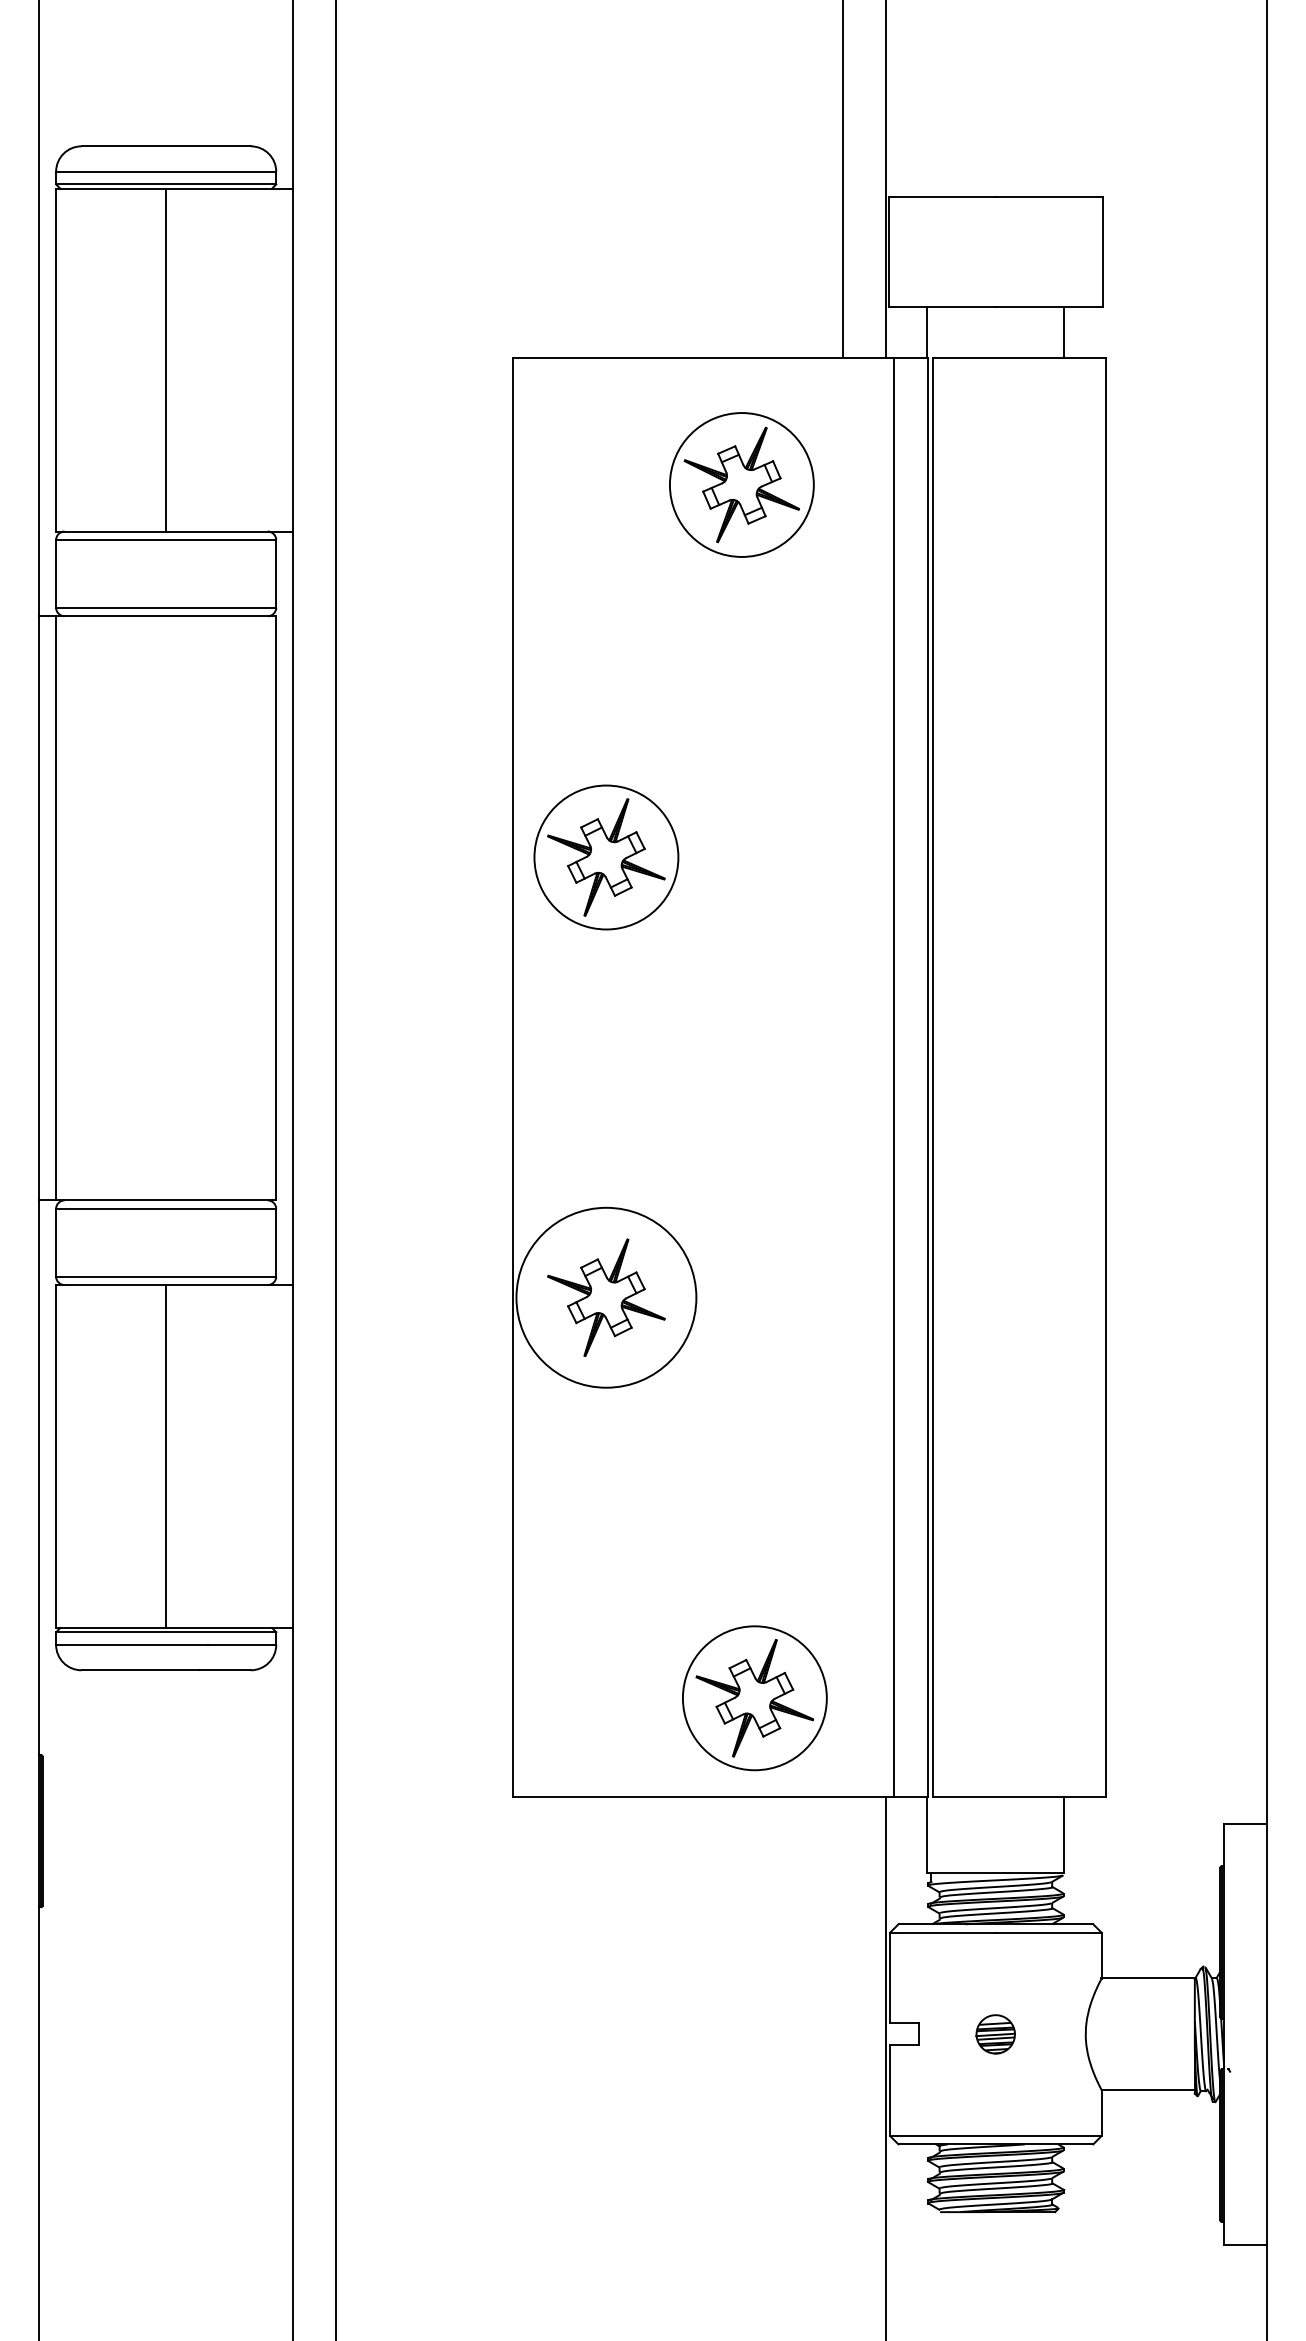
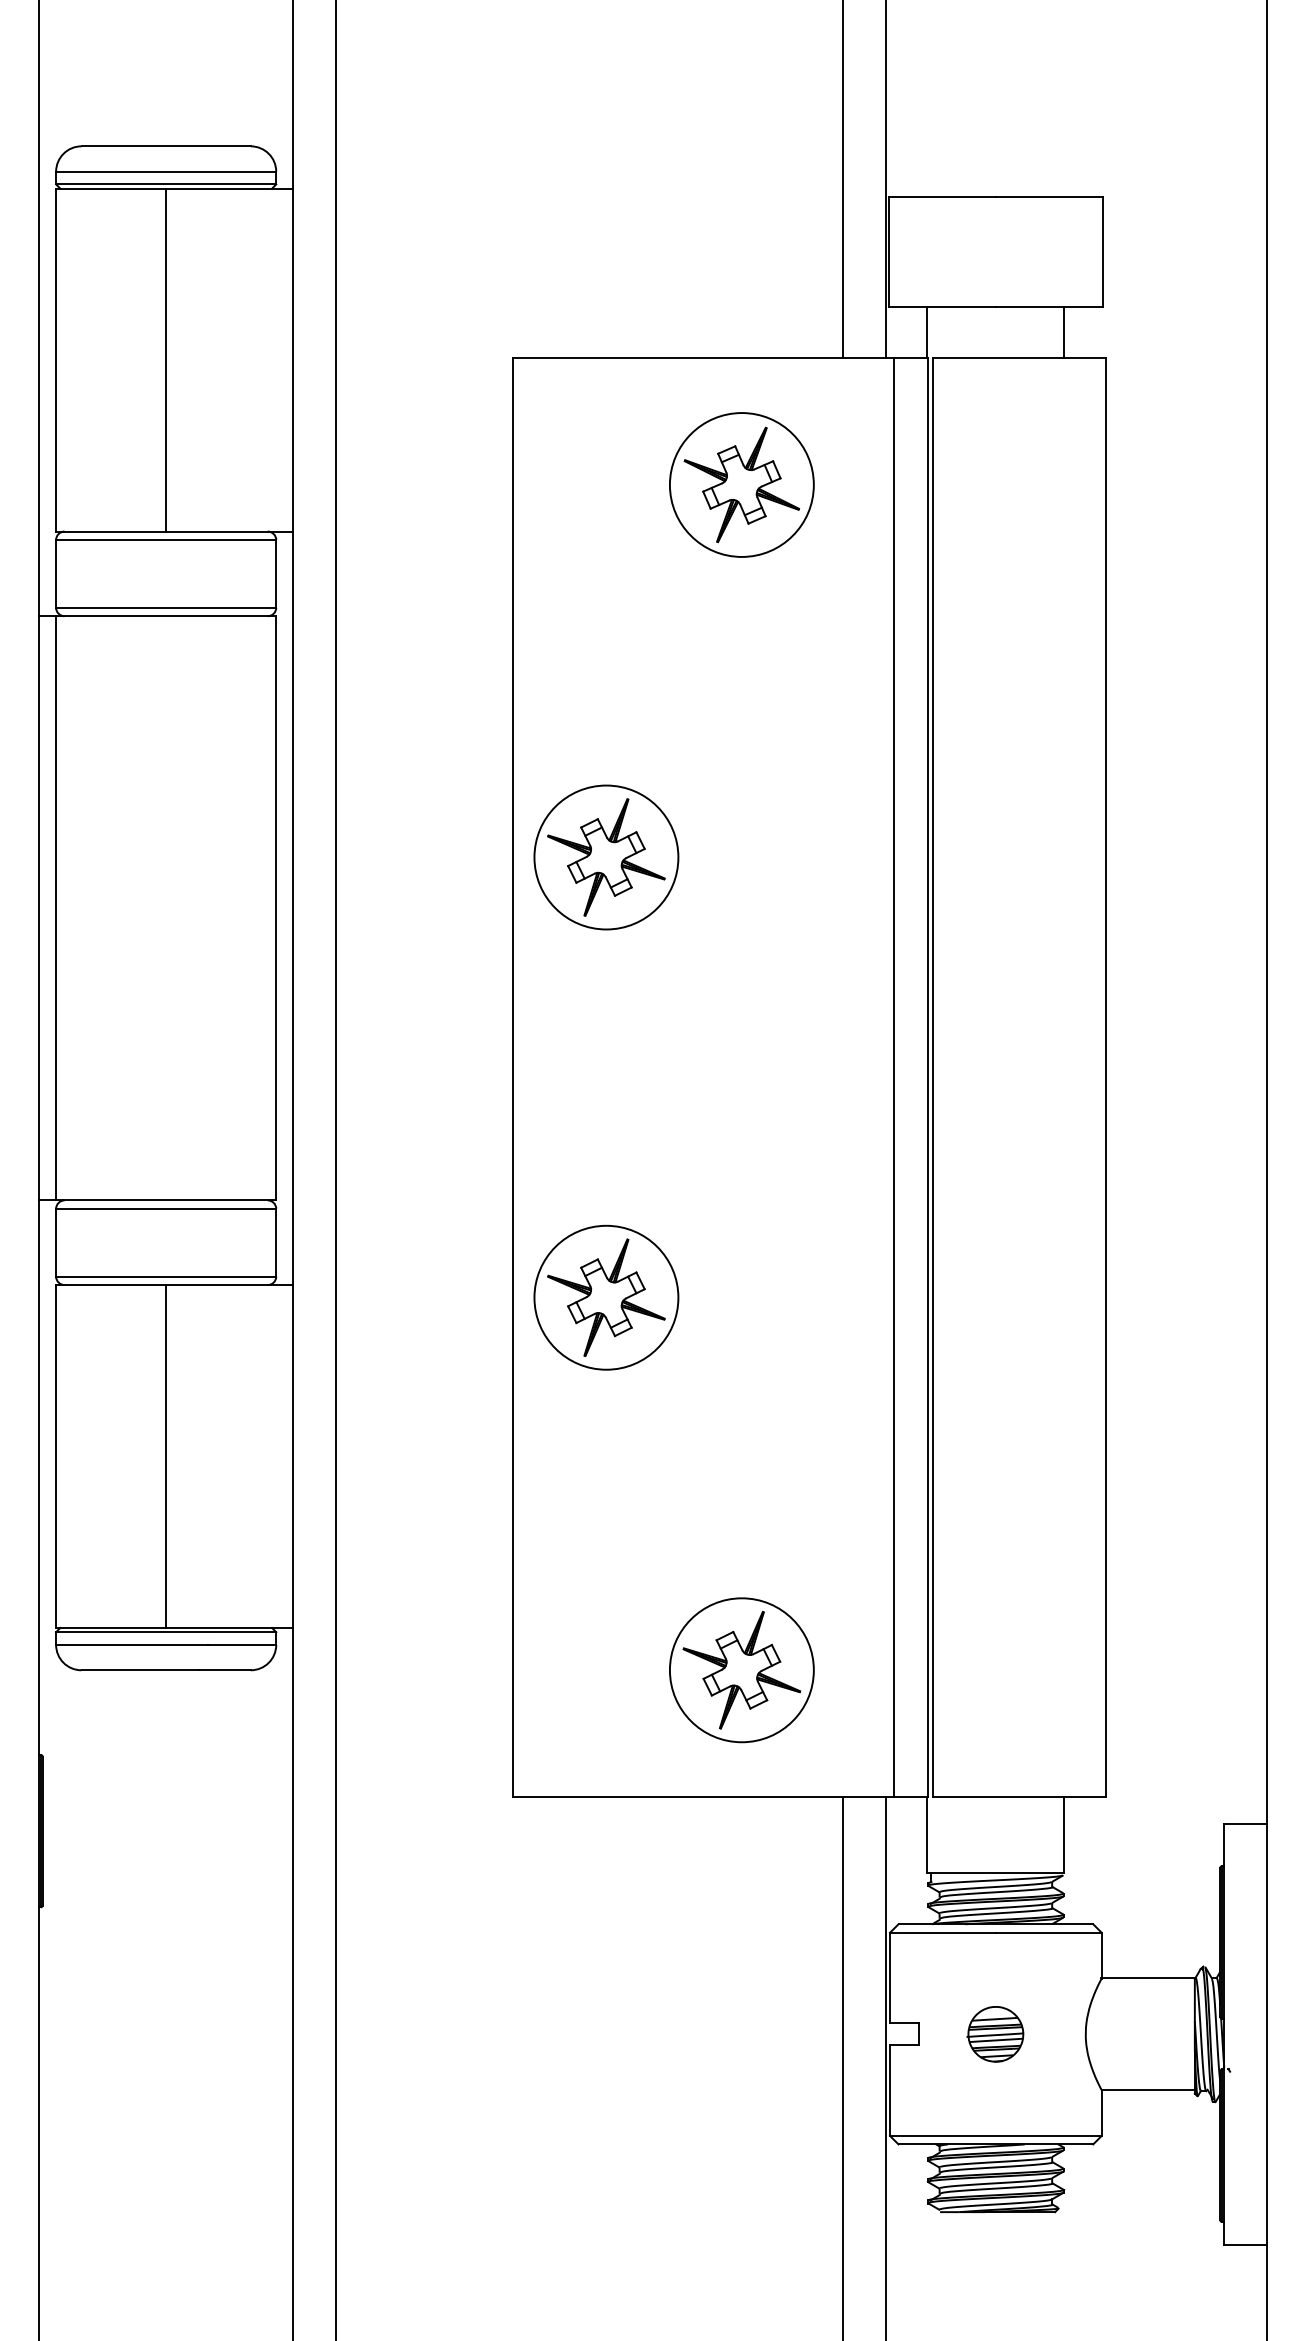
circle diameter: 180 px -> 144 px (606, 1297)
part position: (754, 1698) -> (741, 1670) (741, 1670)
part size: 41x41 px -> 59x57 px (995, 2034)
line: none -> present (843, 2067)
